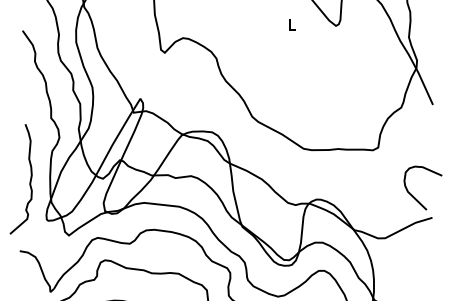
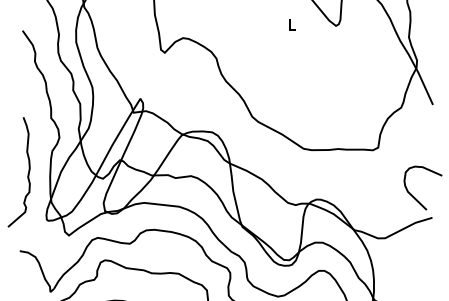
curve position: (29, 180) -> (27, 173) (27, 173)
